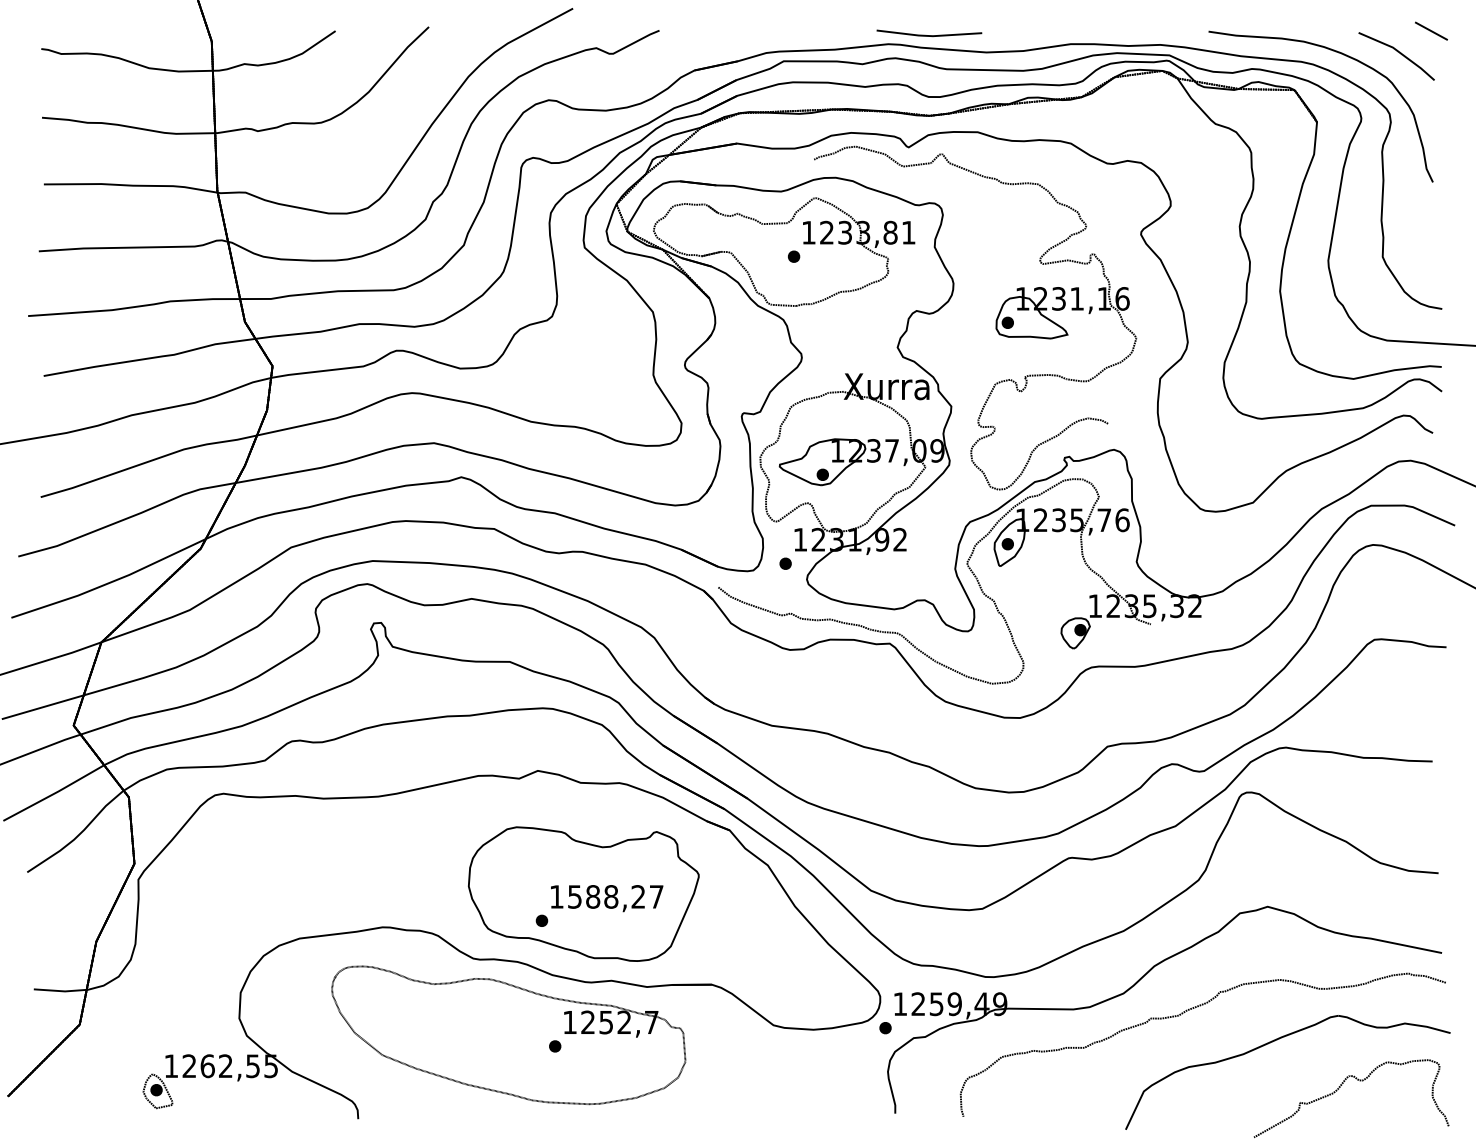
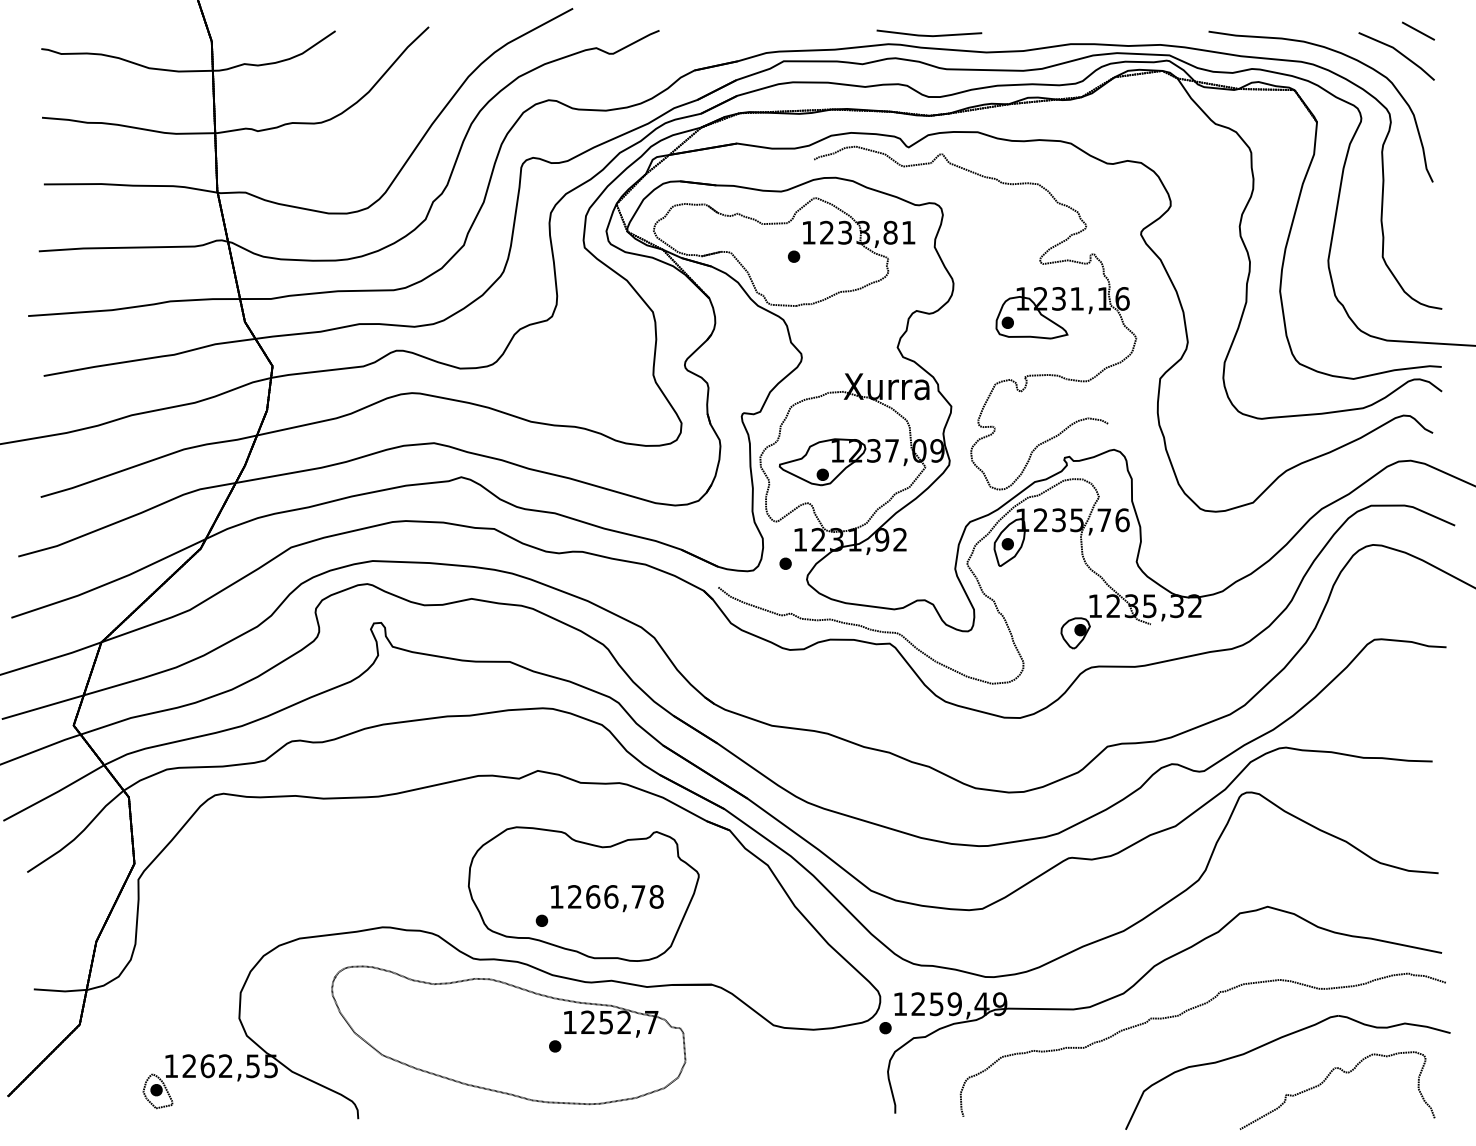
line position: (1431, 30) -> (1418, 30) (1418, 30)
text: 1588,27 -> 1266,78 (615, 896)
curve position: (1340, 1087) -> (1326, 1079) (1326, 1079)
